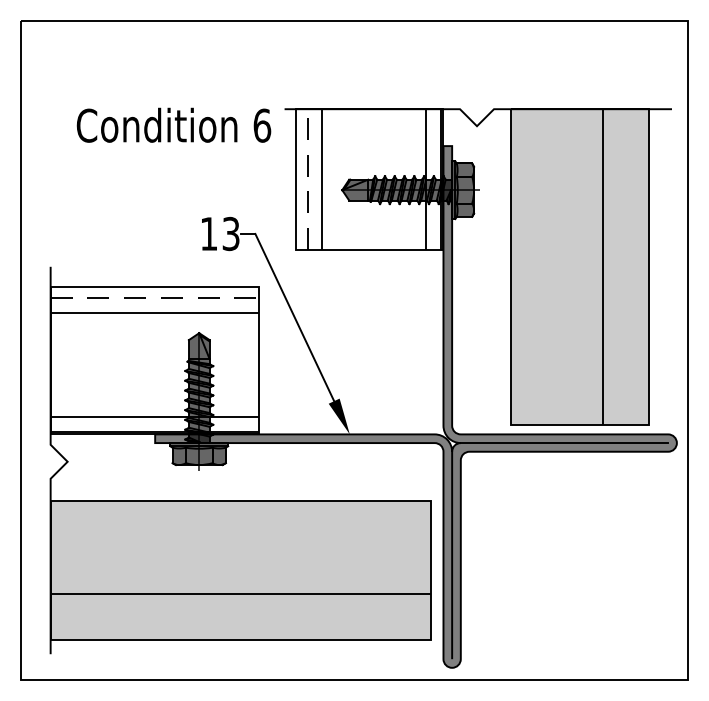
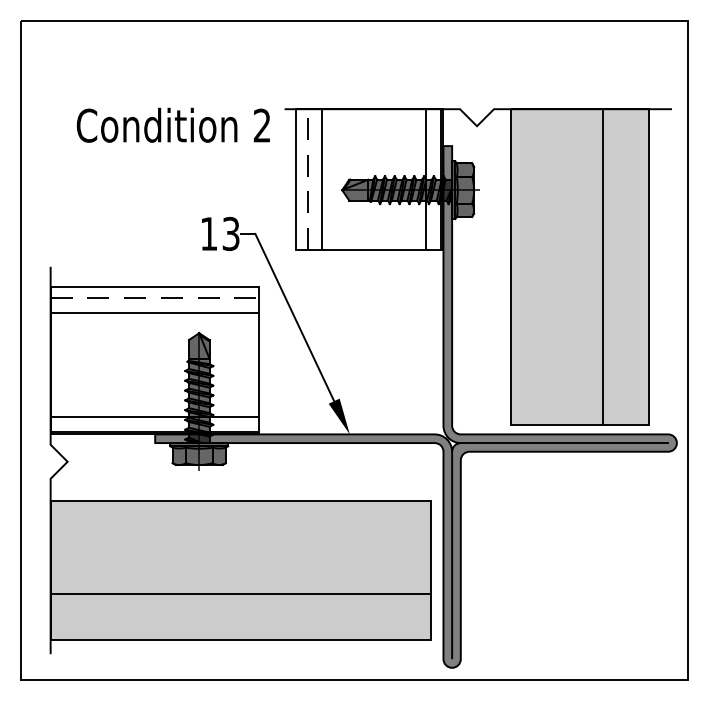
text: 6 -> 2 (262, 125)
